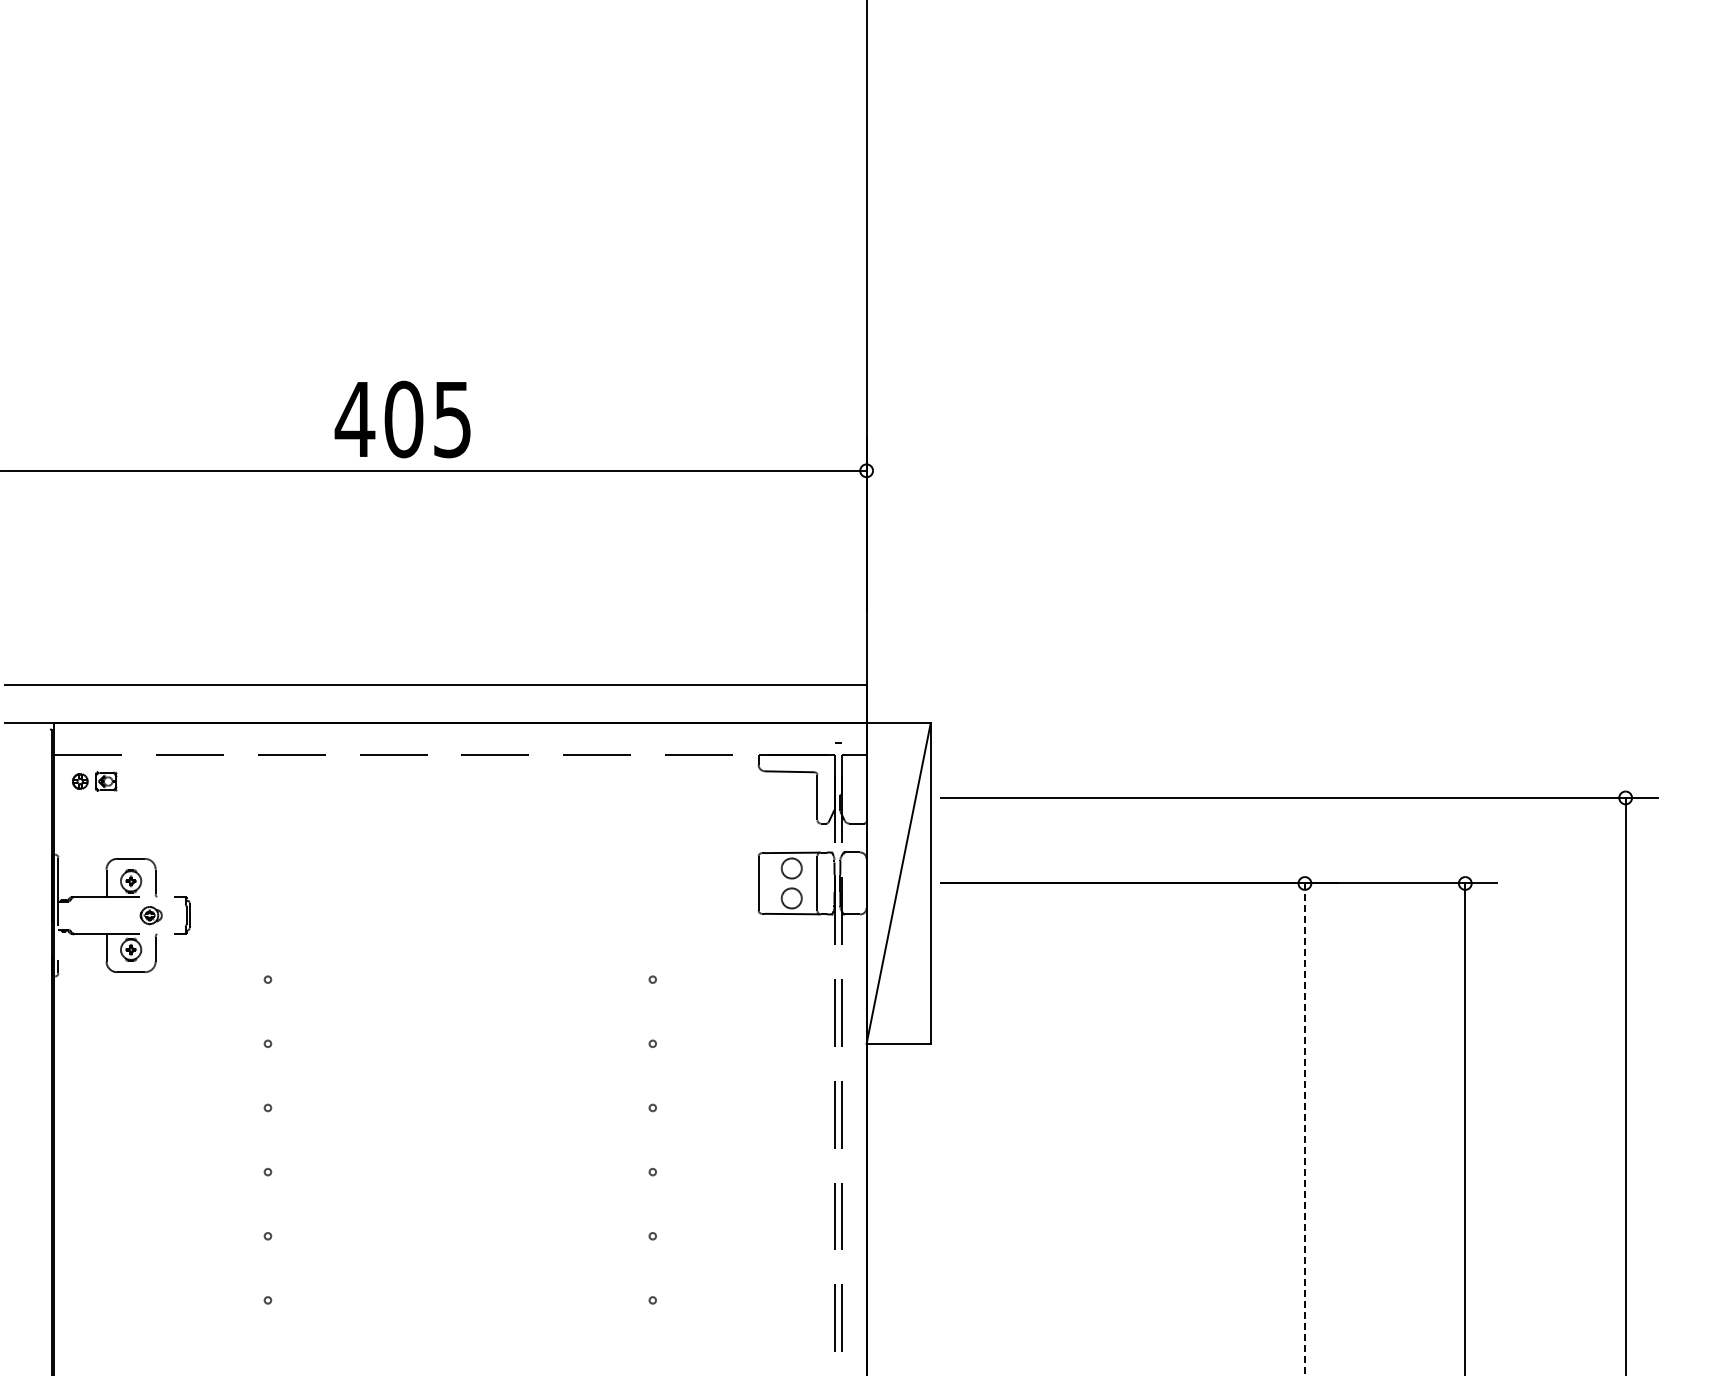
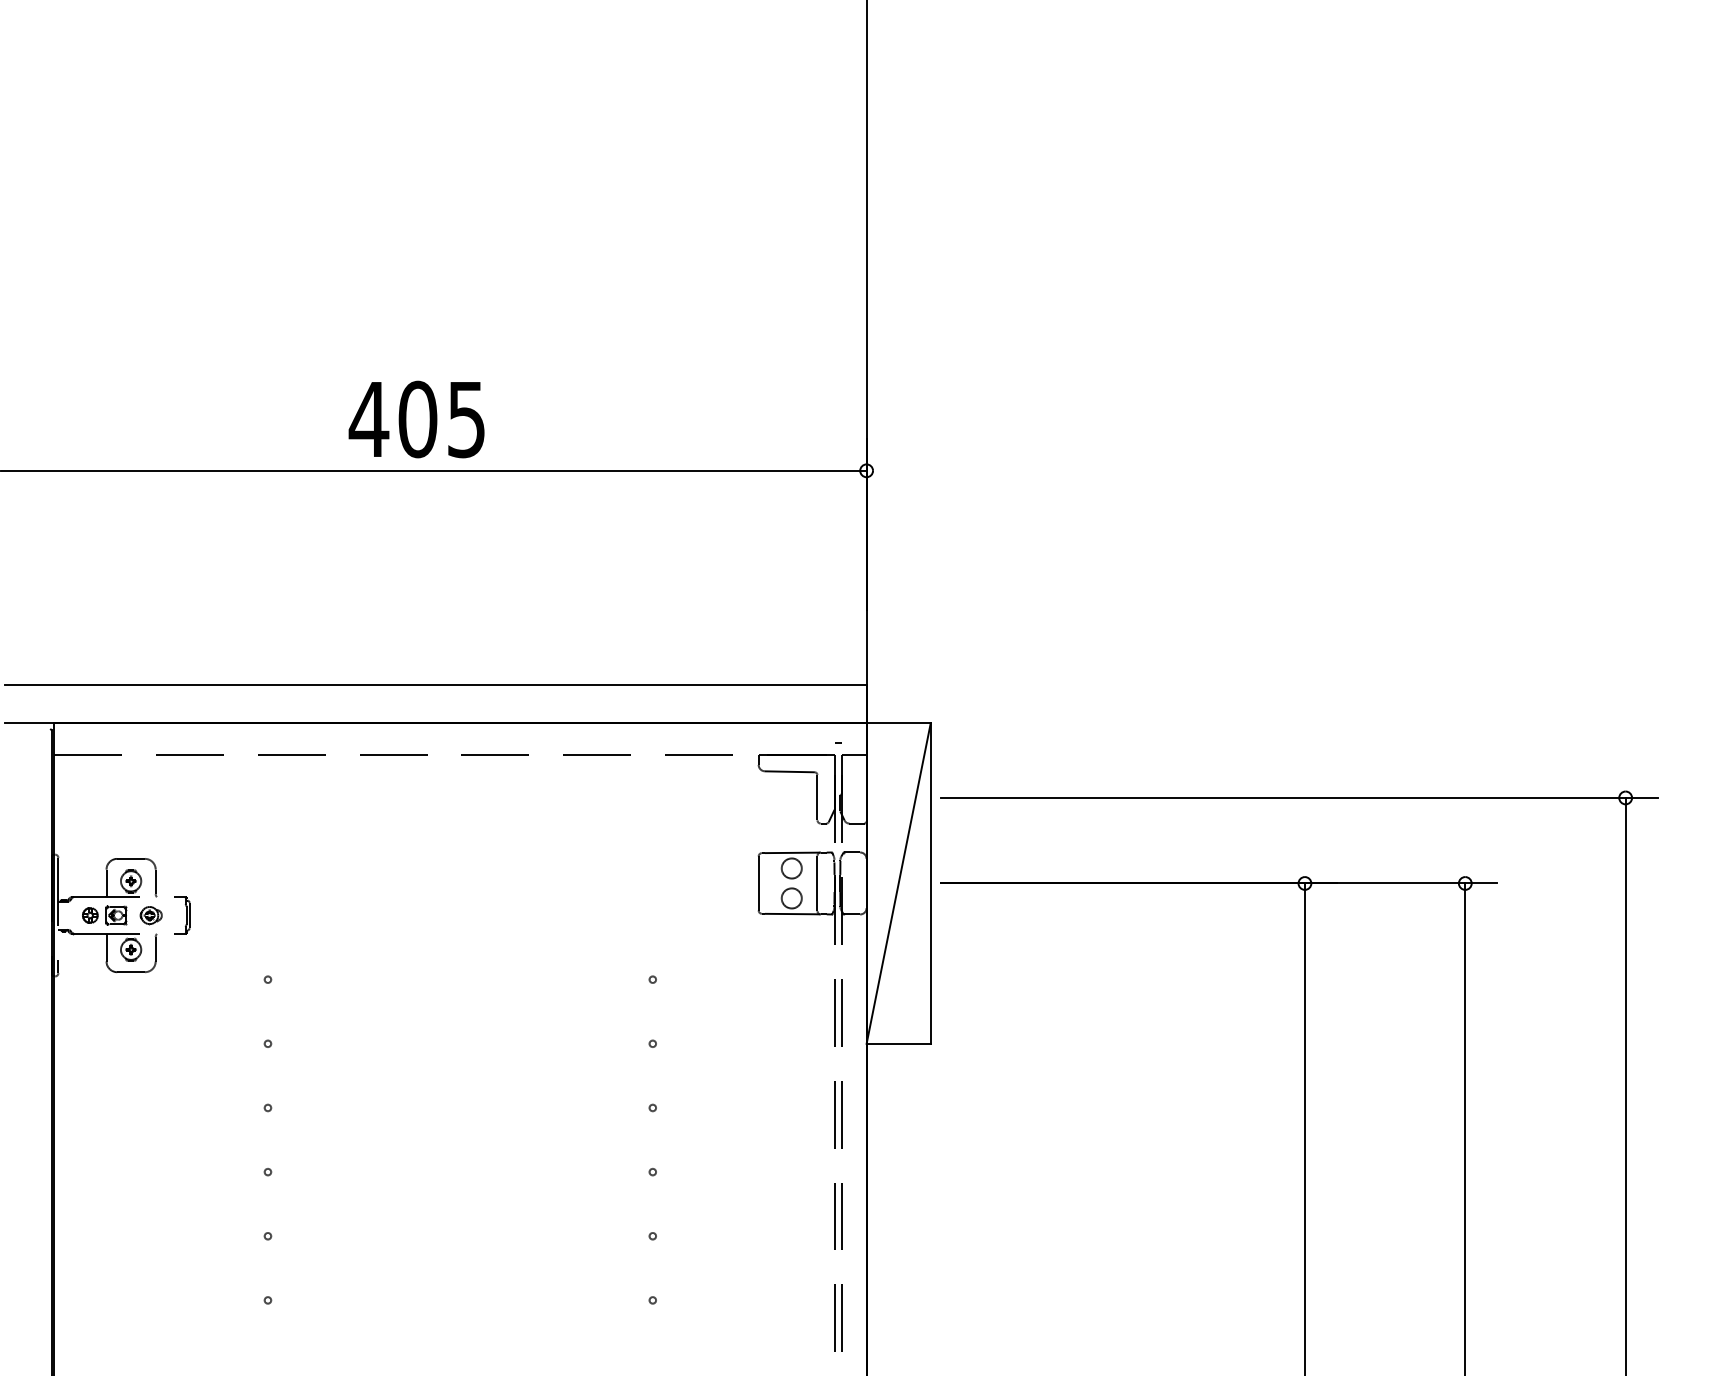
text position: (402, 419) -> (416, 419) (416, 419)
part position: (94, 781) -> (104, 915) (104, 915)
line: dashed -> solid (1304, 1129)
